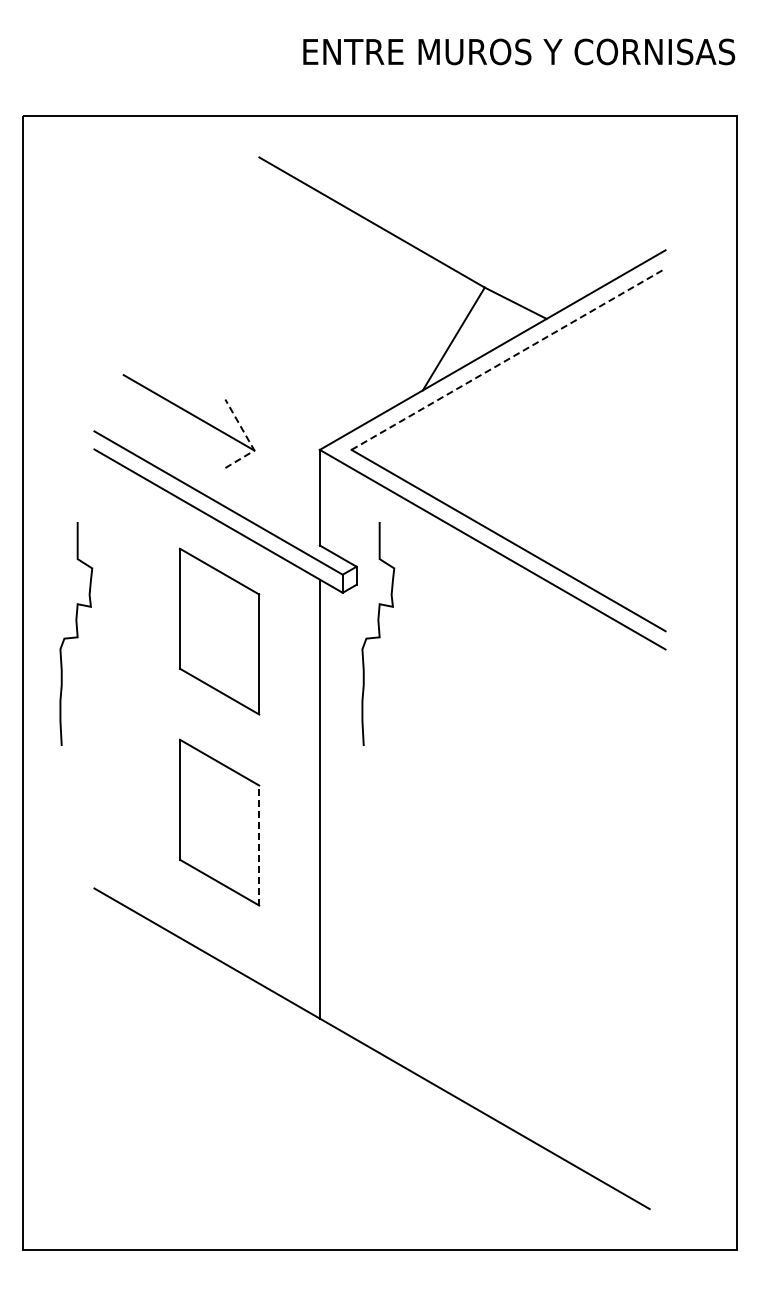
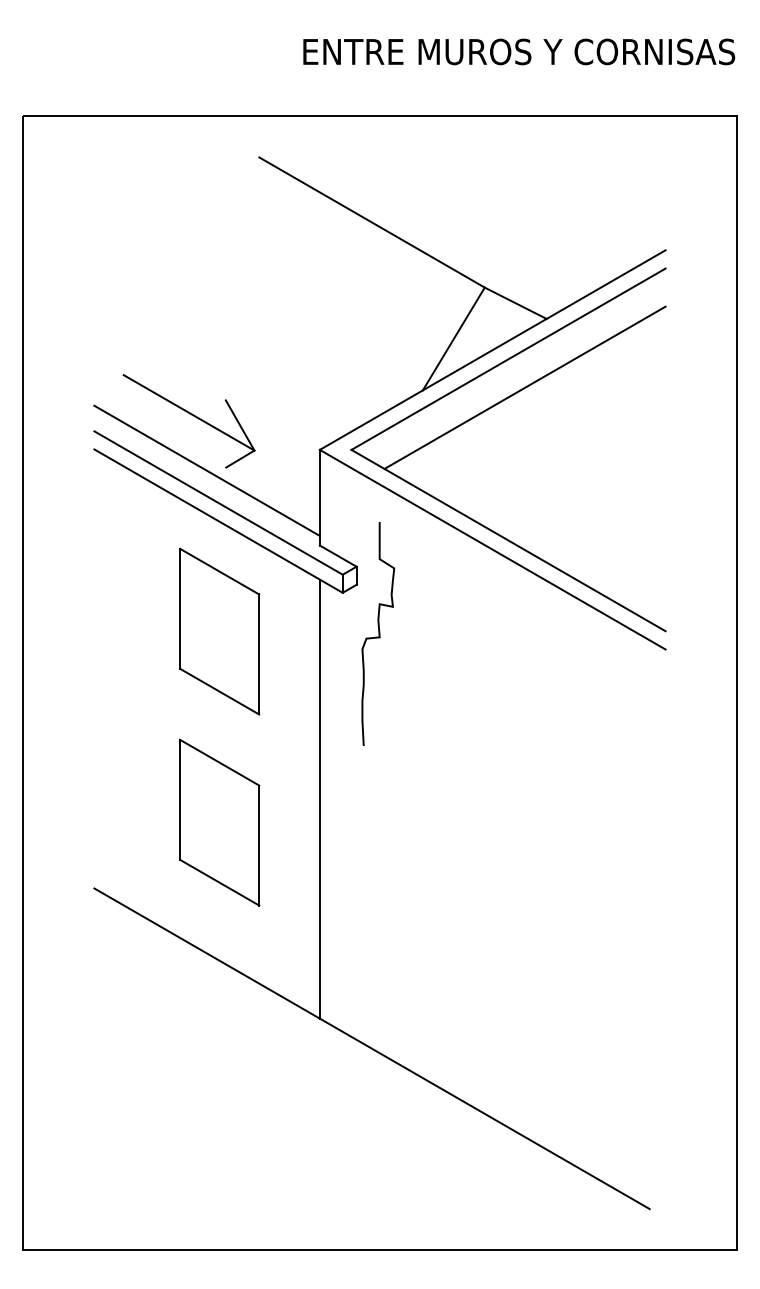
line: dashed -> solid (508, 358)
line: none -> present (524, 387)
line: dashed -> solid (248, 440)
line: none -> present (206, 470)
curve: present -> none (76, 633)
line: dashed -> solid (259, 845)
